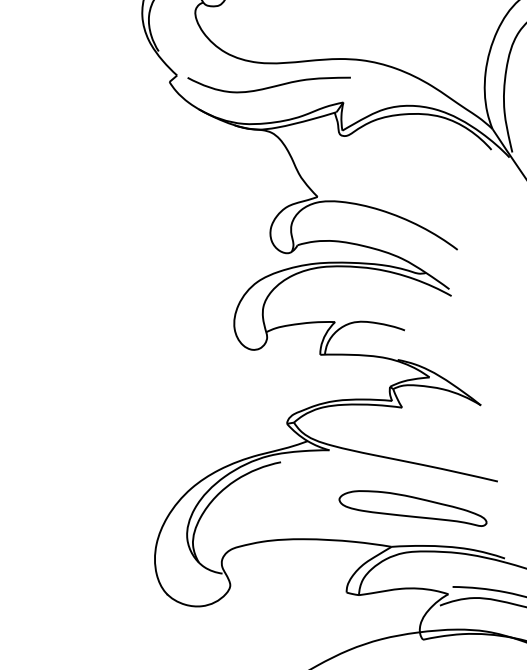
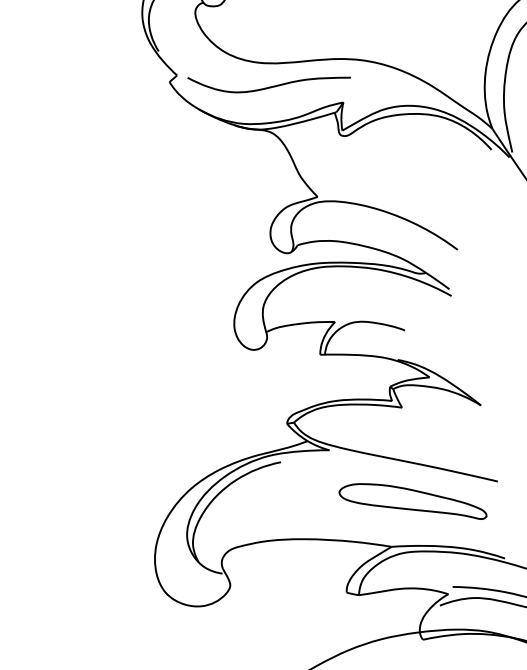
part position: (412, 508) -> (412, 501) (412, 501)
